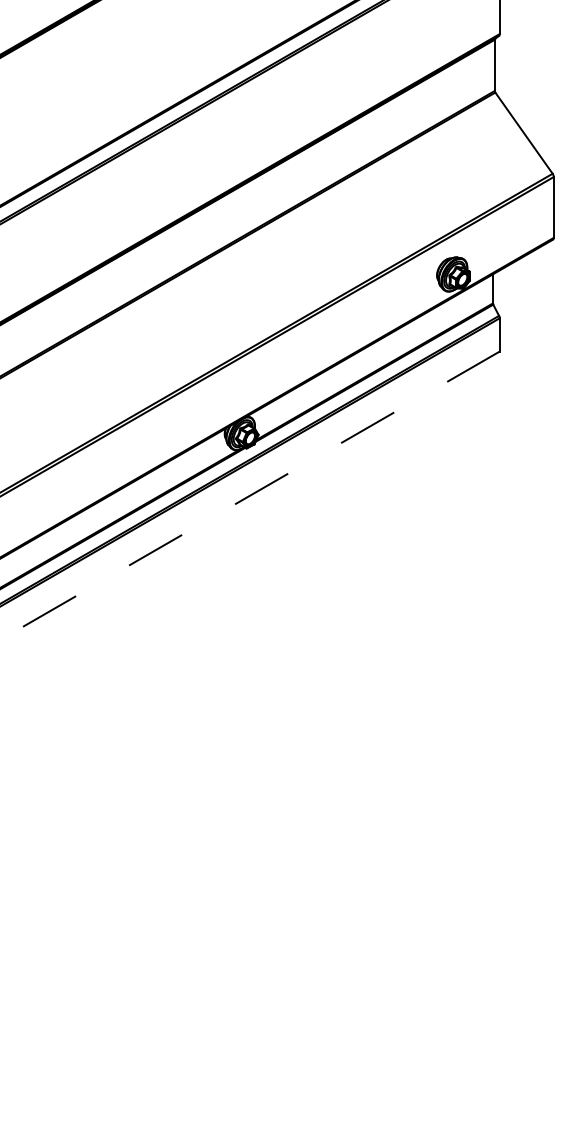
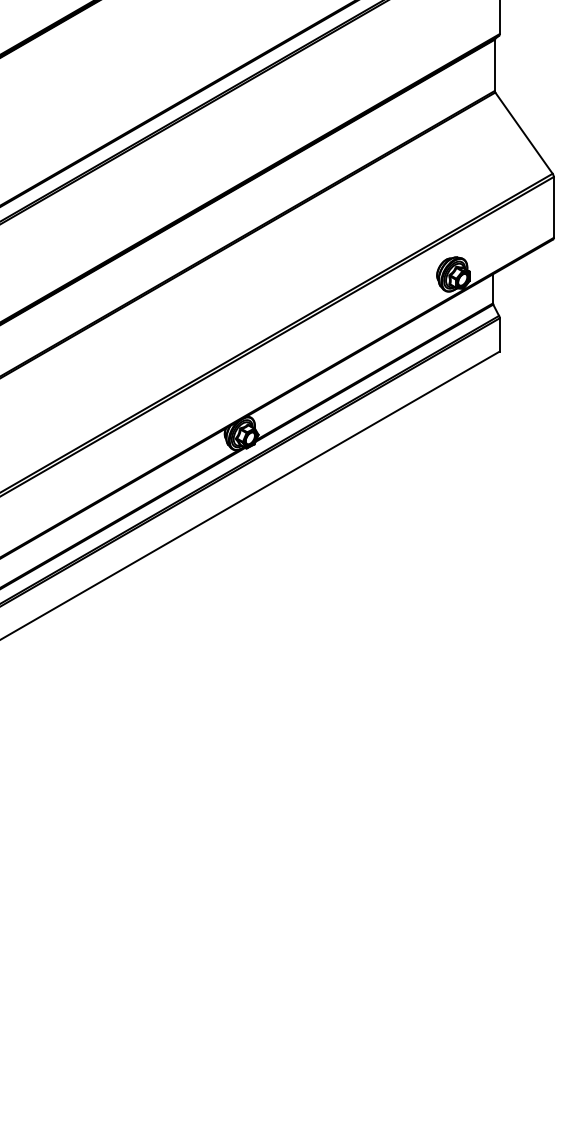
line: dashed -> solid (250, 495)
